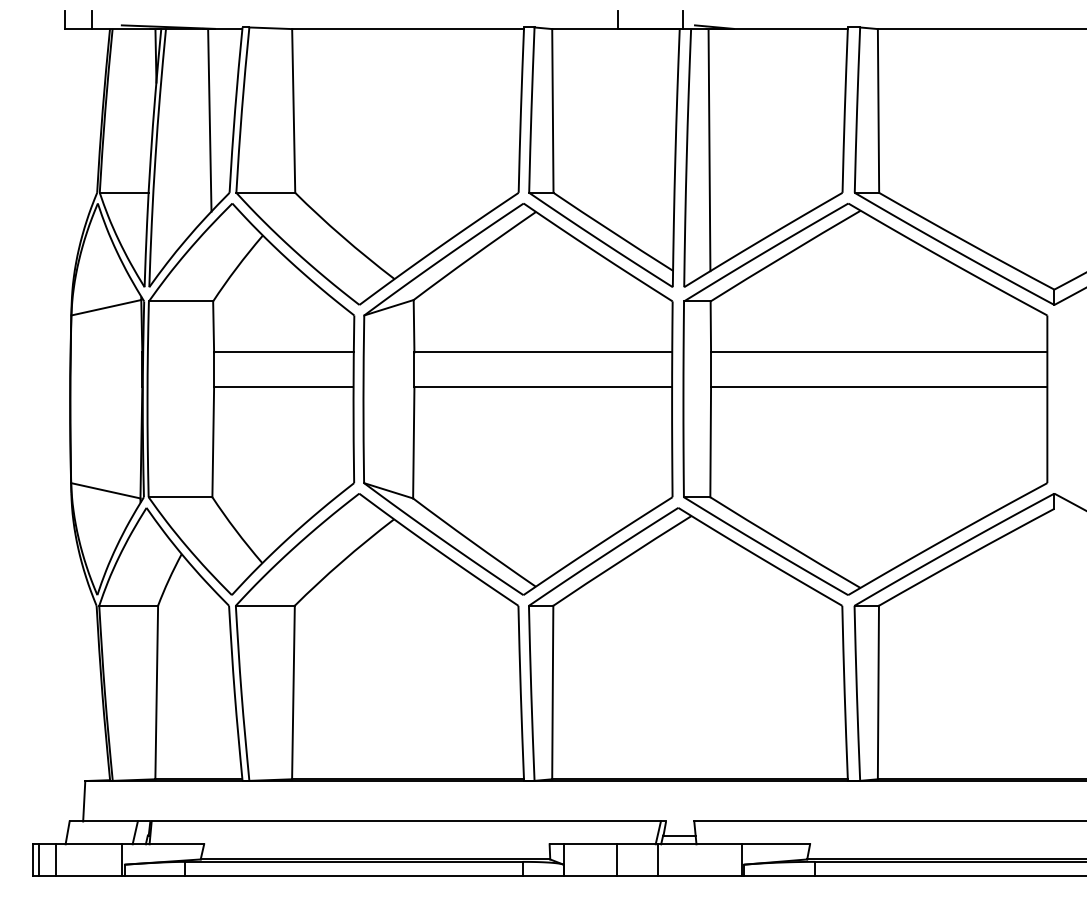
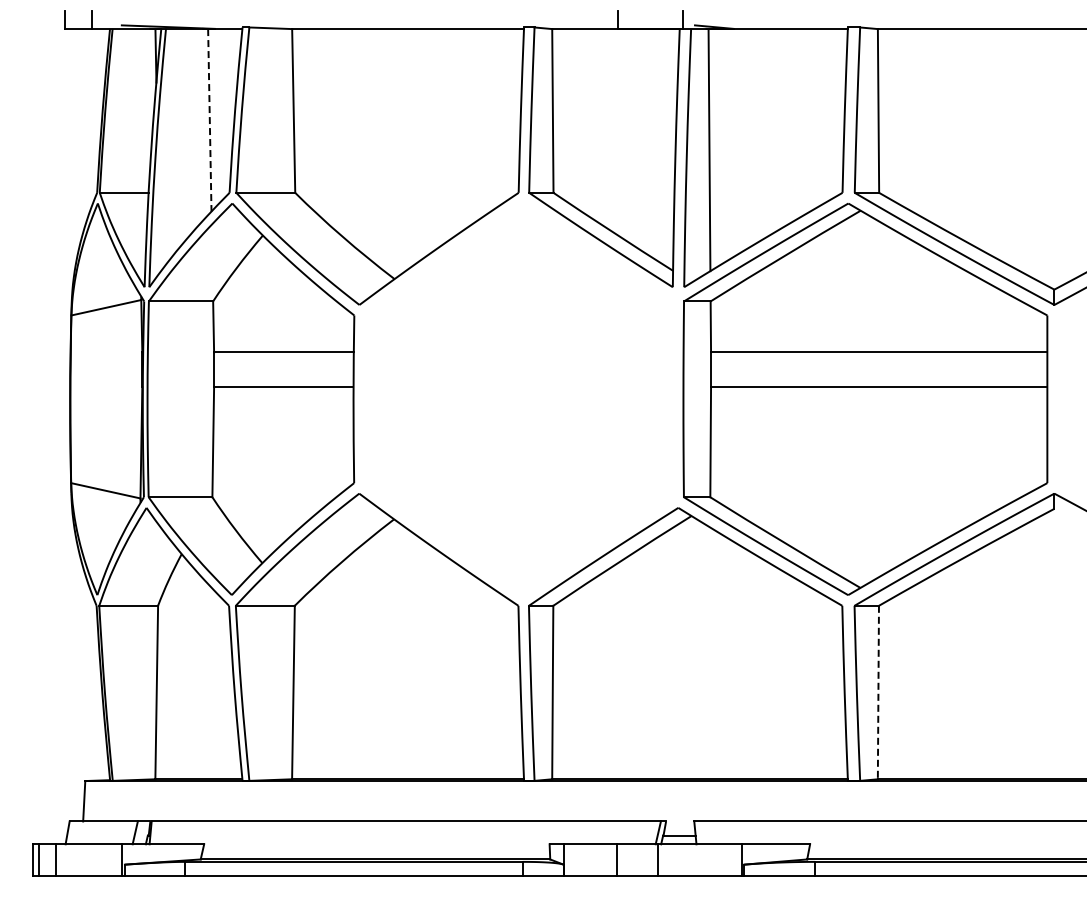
line: solid -> dashed (209, 120)
part: present -> none (517, 399)
line: solid -> dashed (878, 692)
